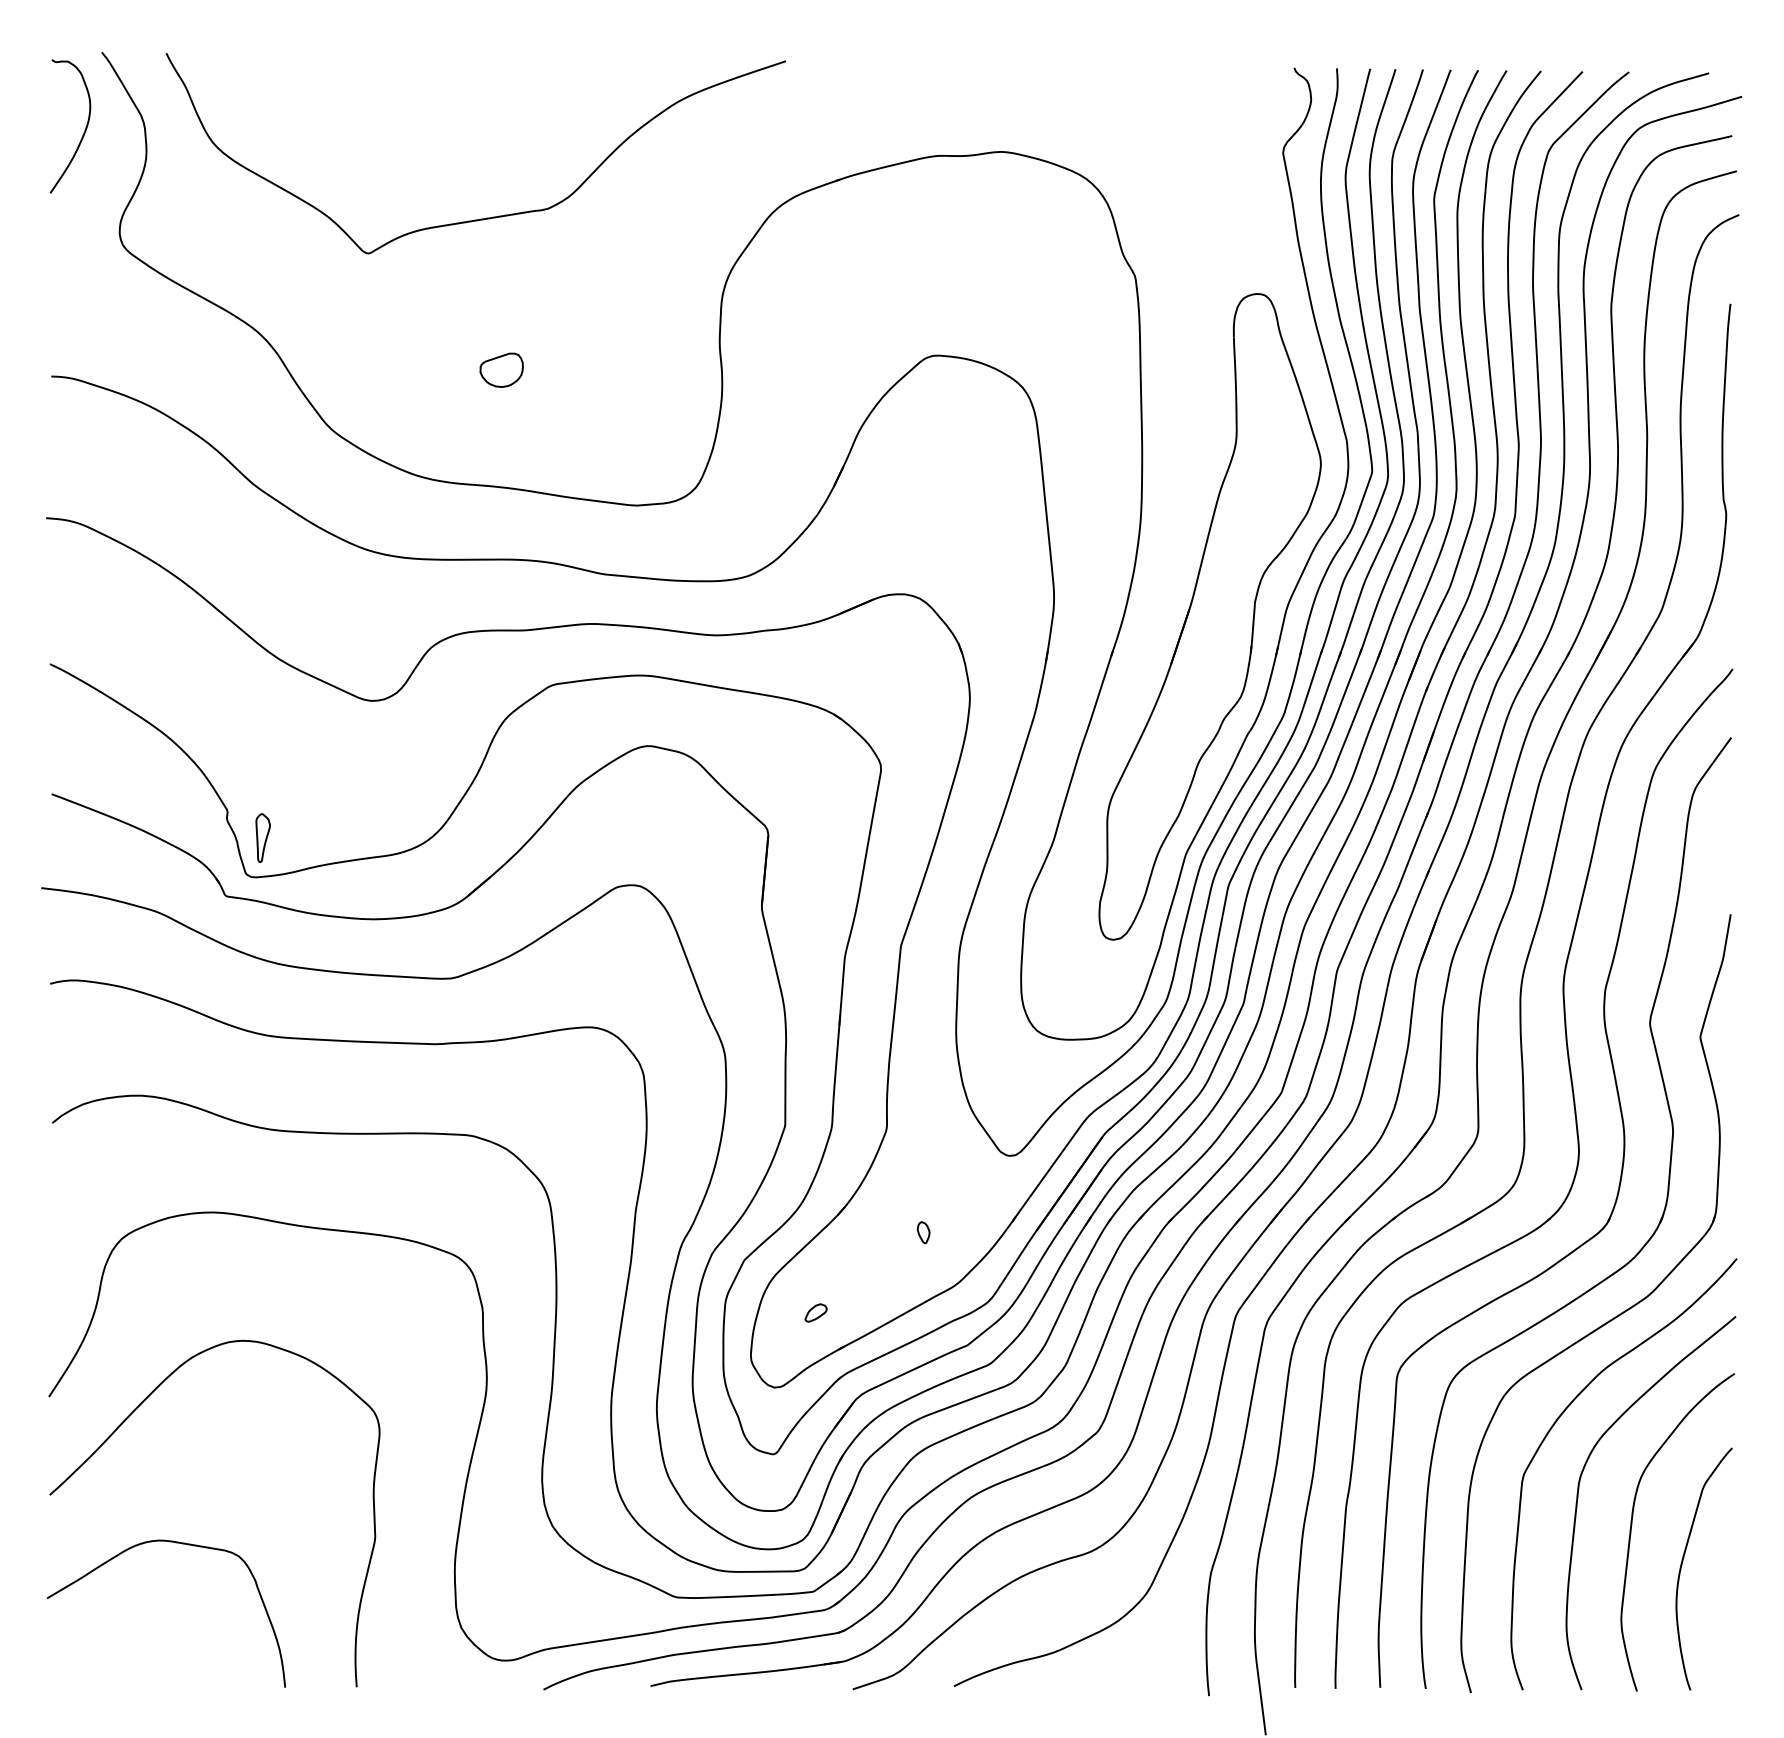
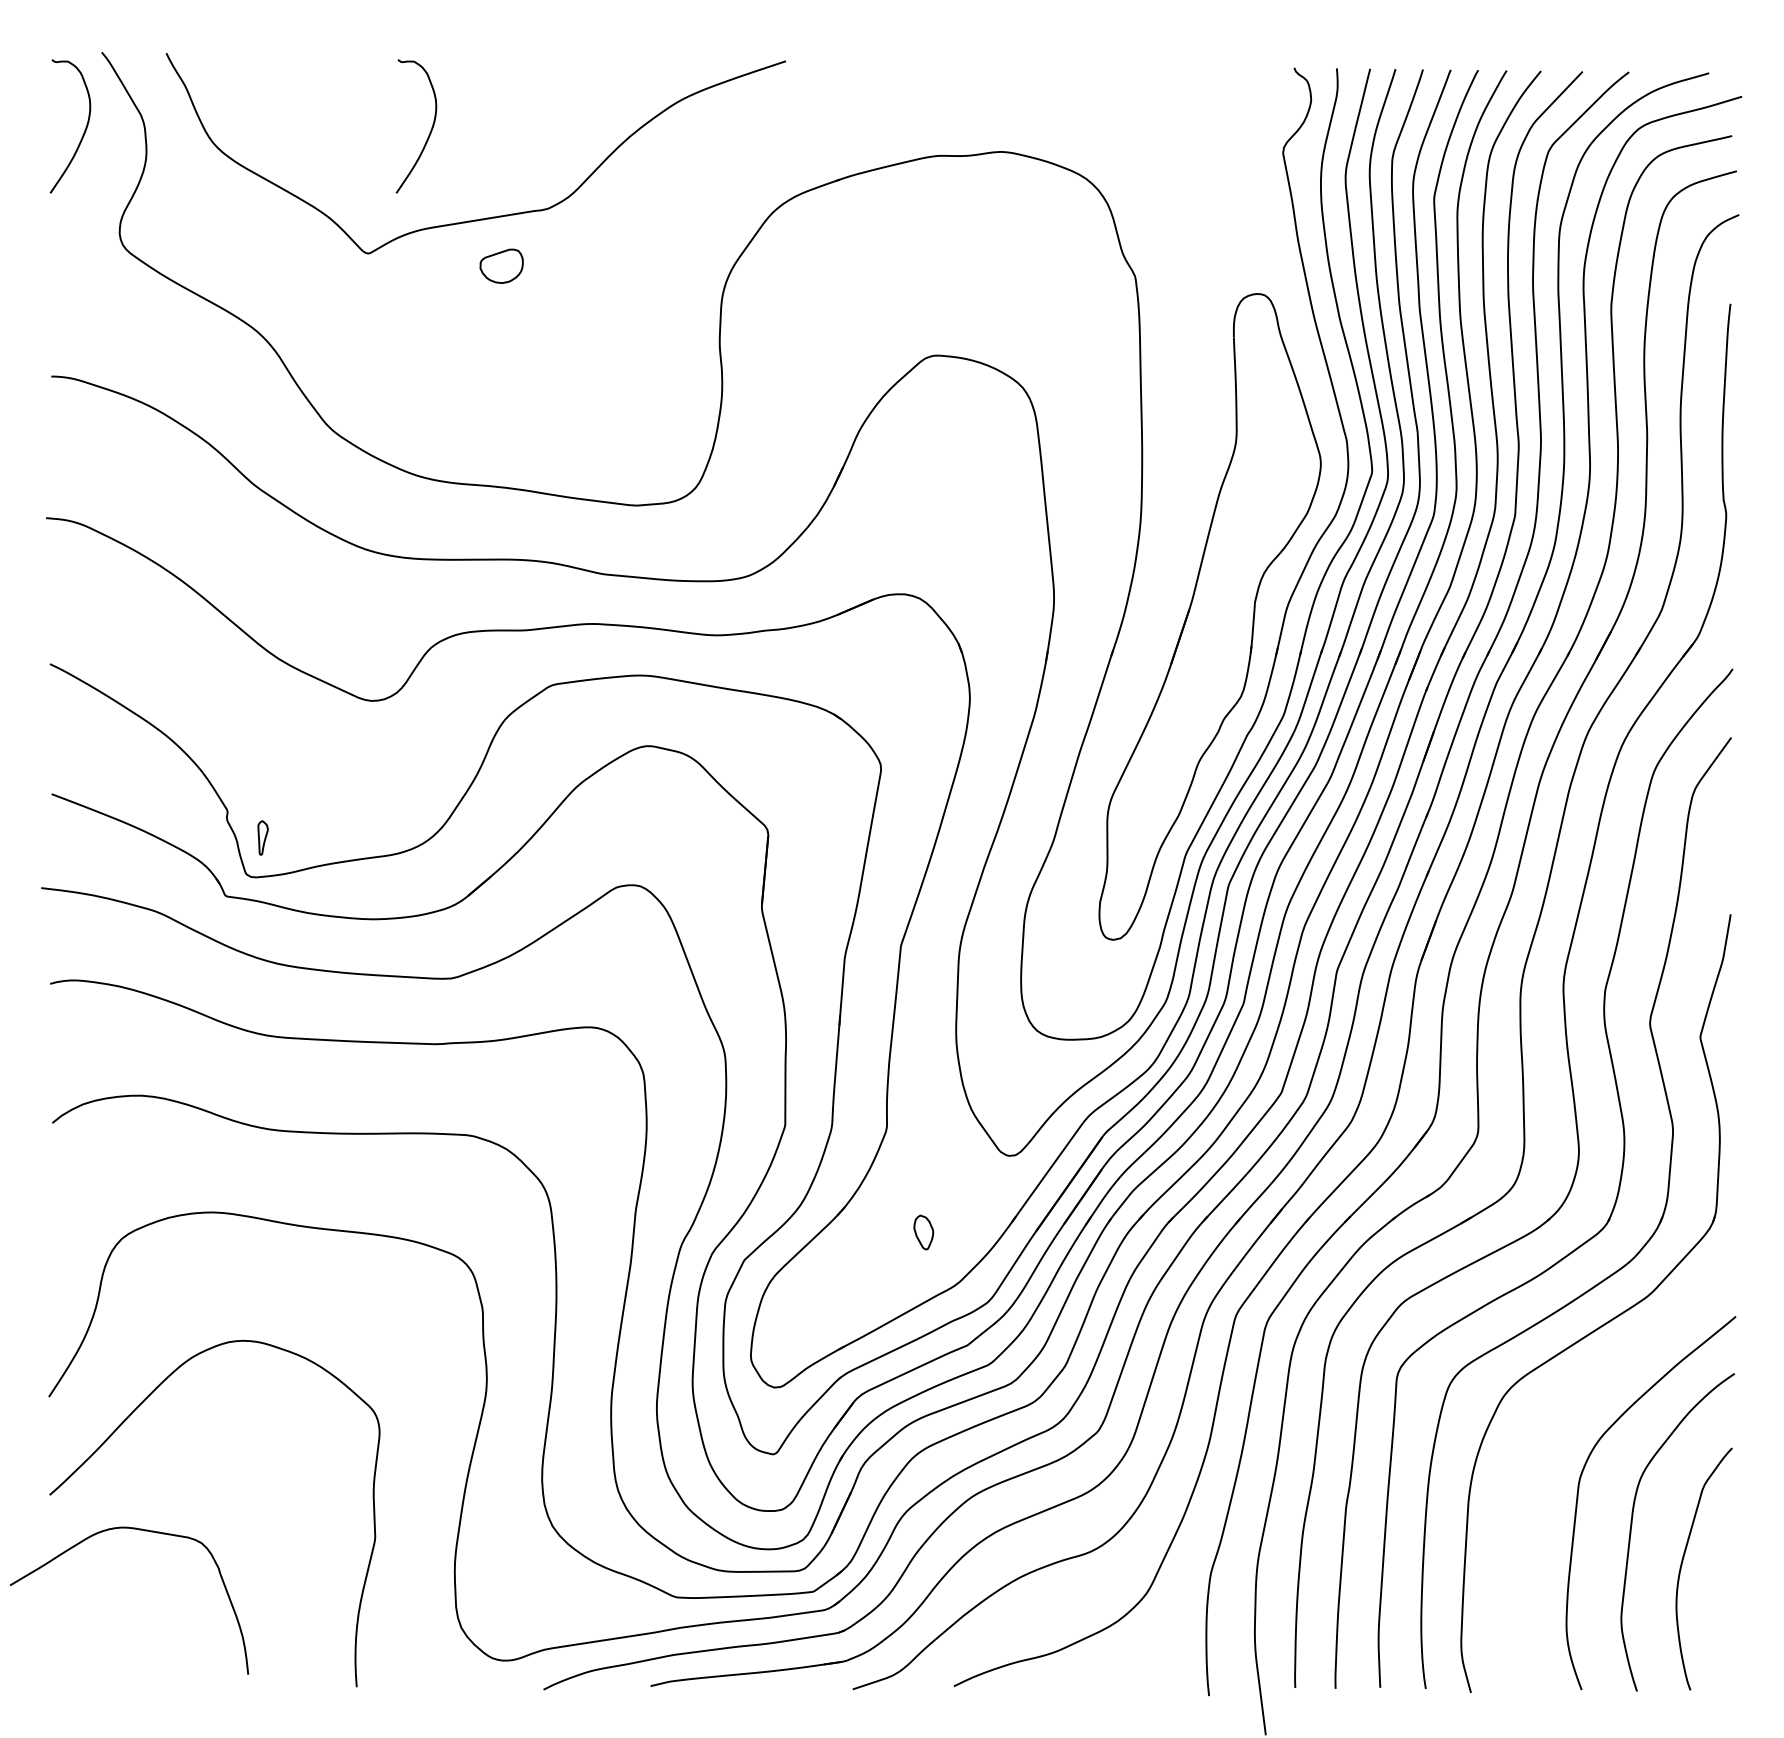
curve: none -> present (429, 132)
part position: (501, 369) -> (501, 265) (501, 265)
part size: 16x50 px -> 12x36 px (262, 837)
part size: 15x24 px -> 22x37 px (923, 1232)
part: present -> none (815, 1312)
curve: present -> none (1552, 1428)
curve position: (181, 1544) -> (144, 1531) (144, 1531)
